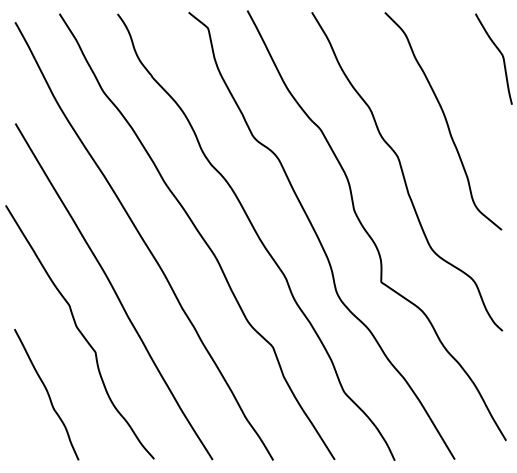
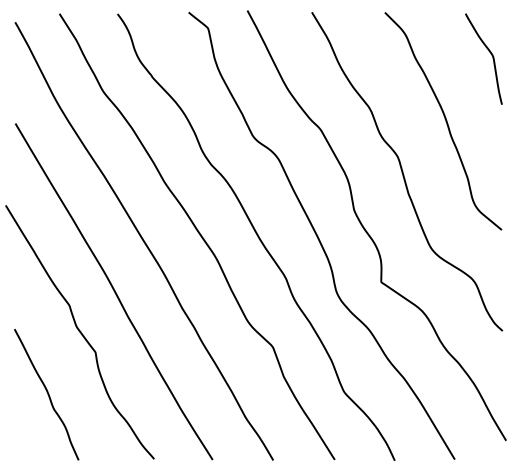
curve position: (500, 54) -> (490, 54) (490, 54)
